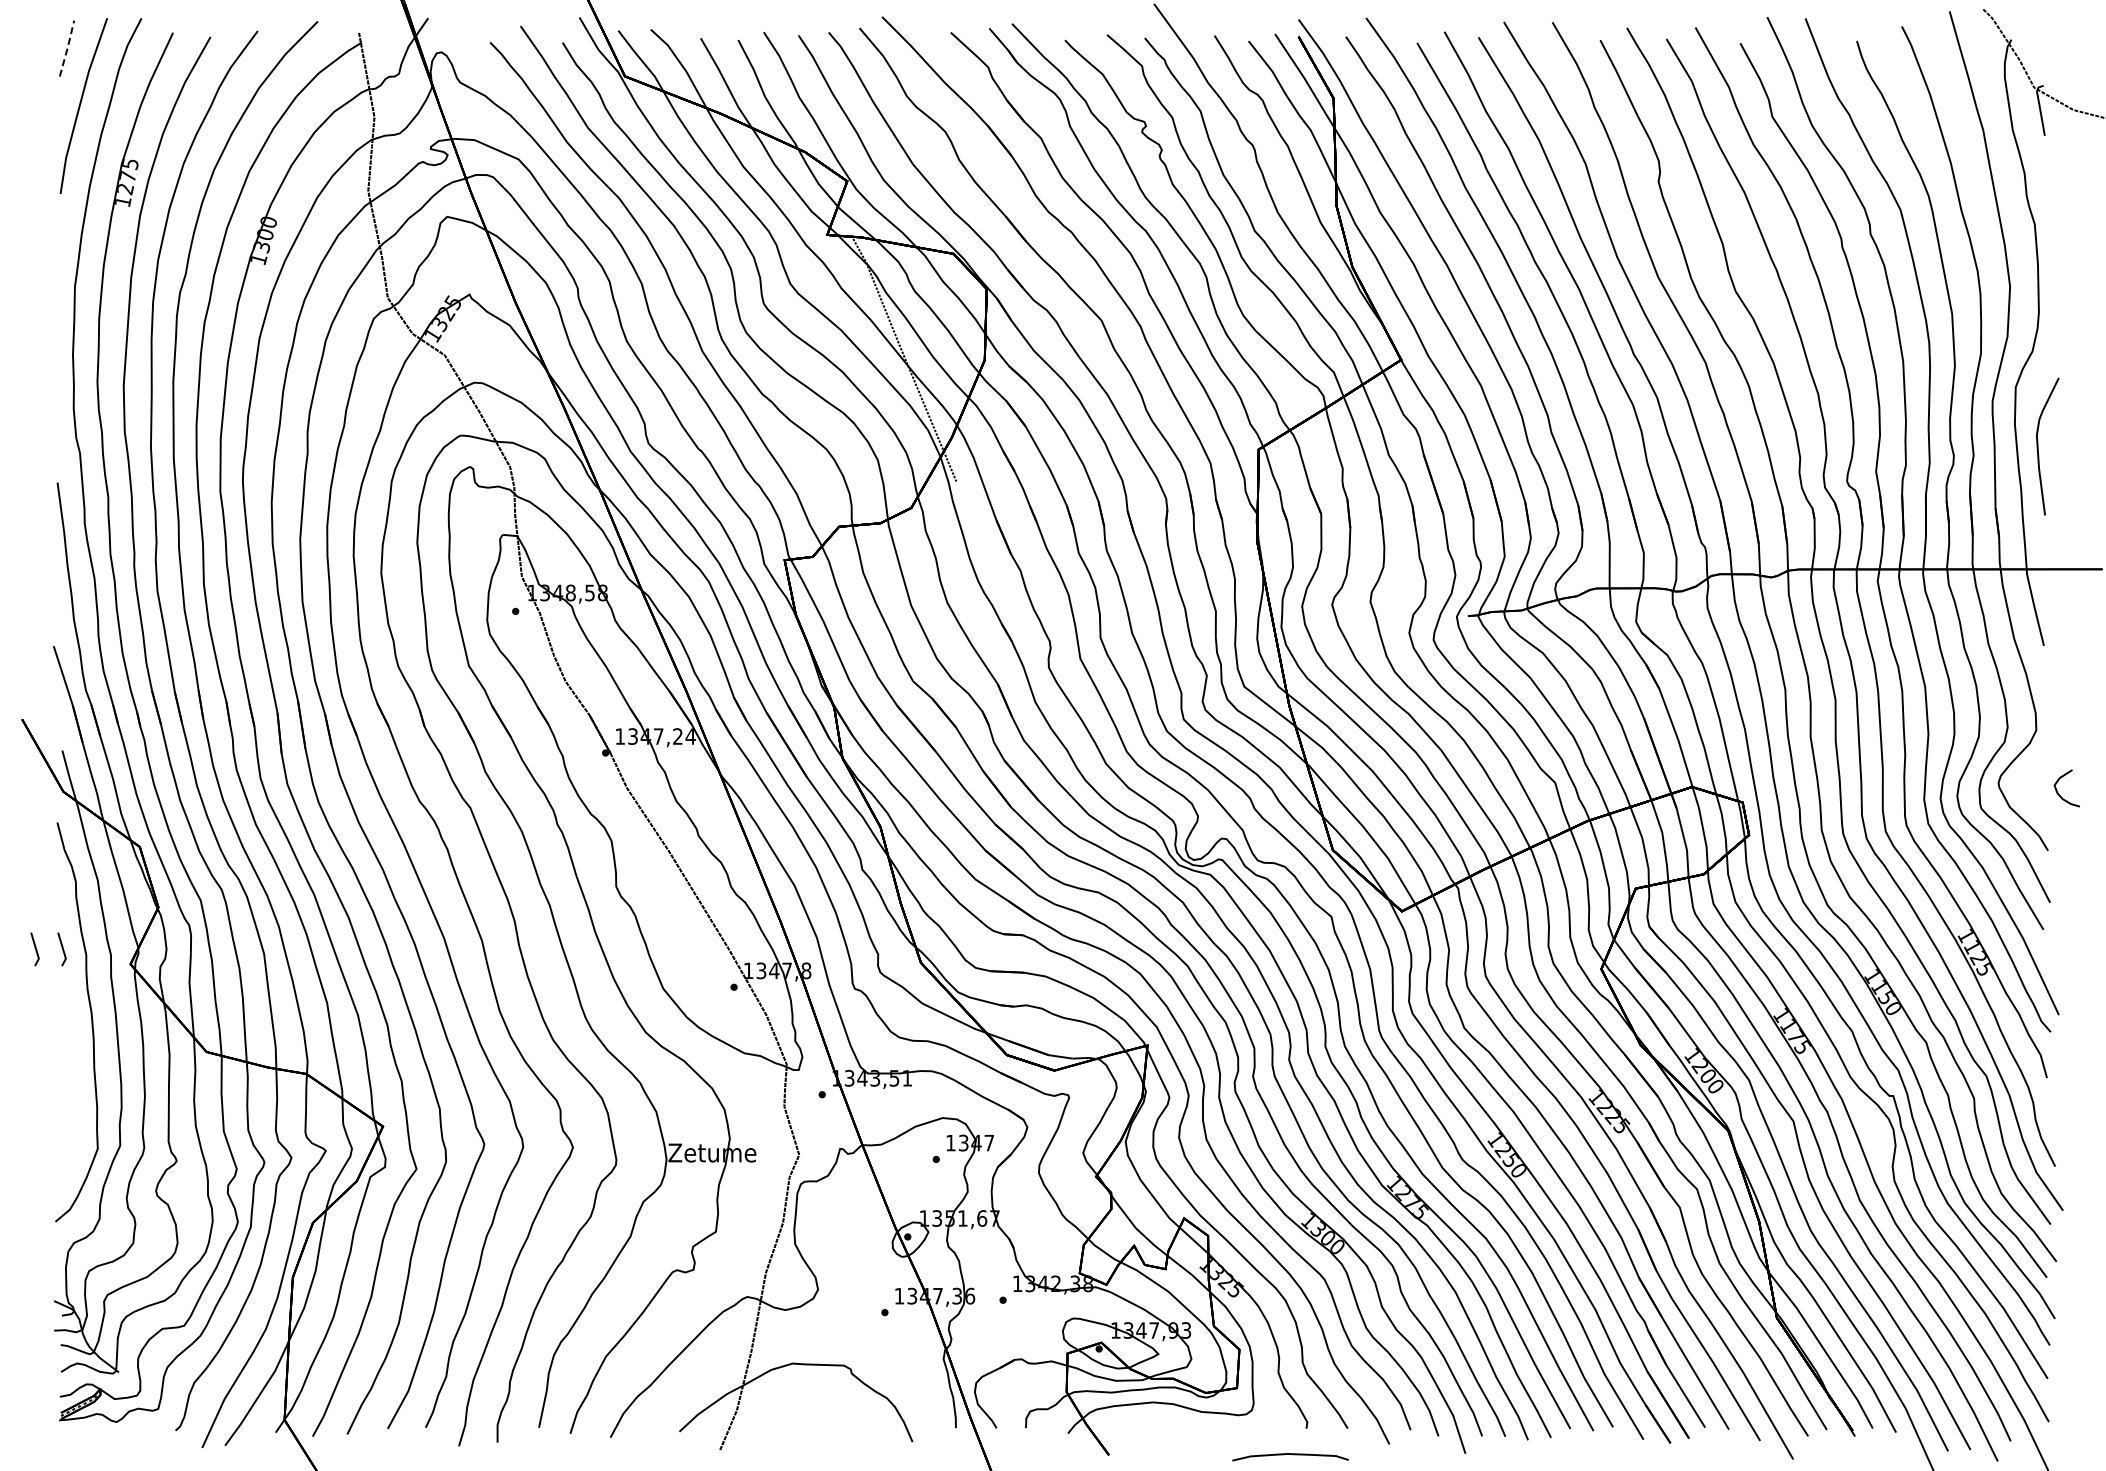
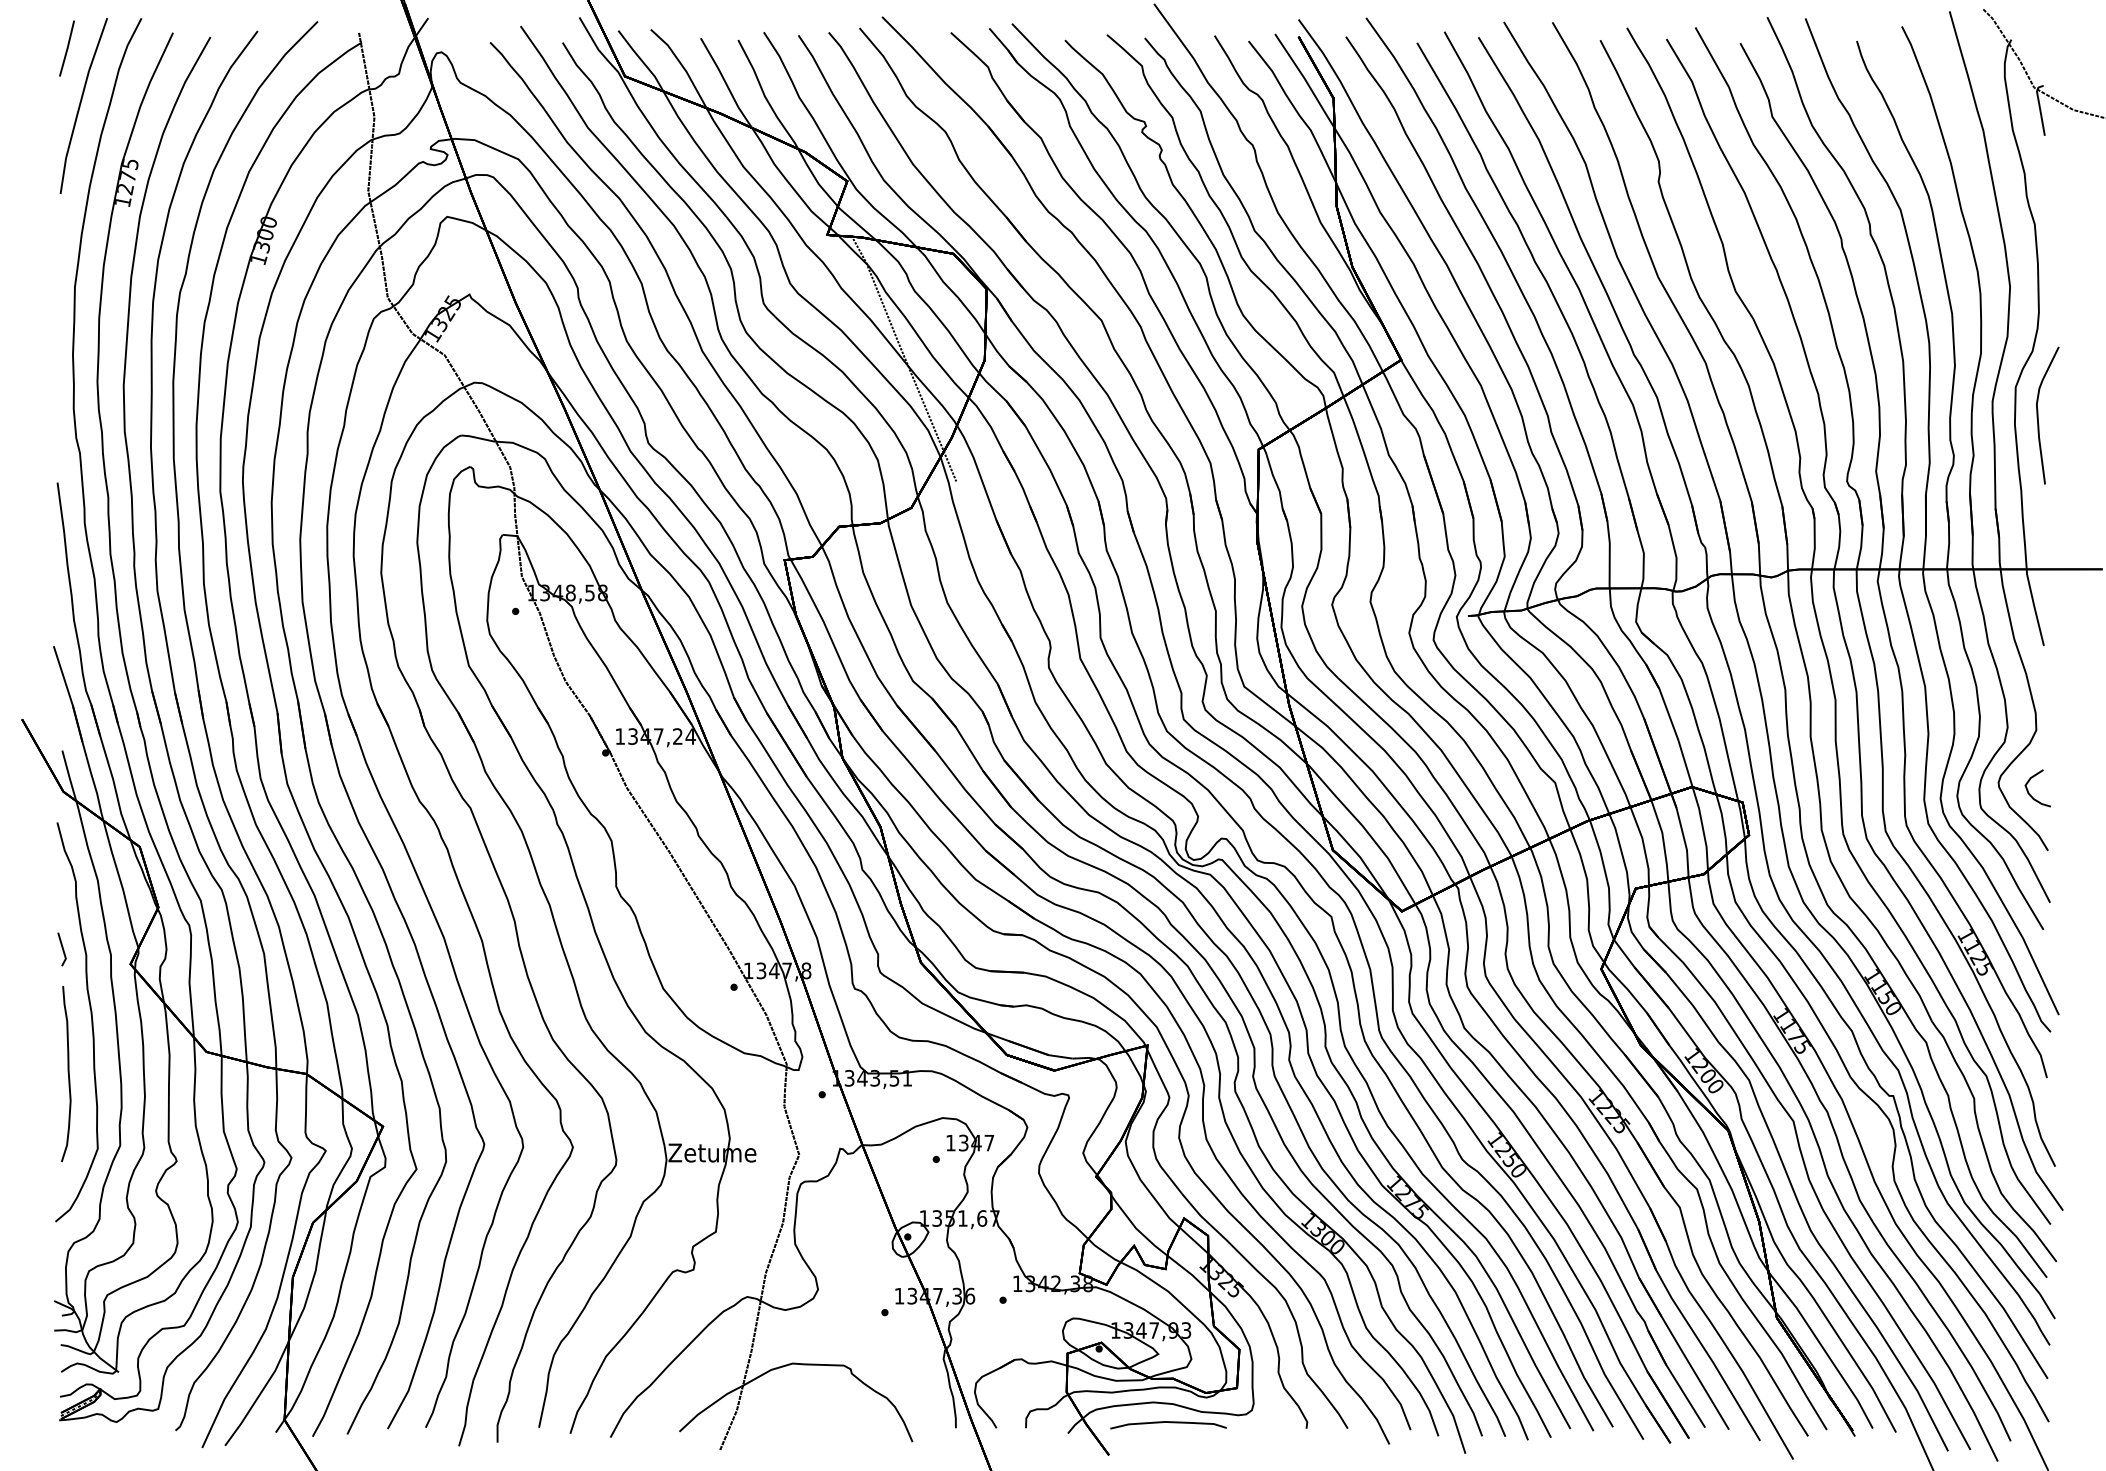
line: dashed -> solid (67, 48)
curve position: (2038, 446) -> (2038, 415) (2038, 415)
curve position: (2058, 792) -> (2029, 792) (2029, 792)
line: present -> none (34, 948)
curve: none -> present (67, 1073)
curve position: (1292, 1455) -> (1170, 1423) (1170, 1423)
